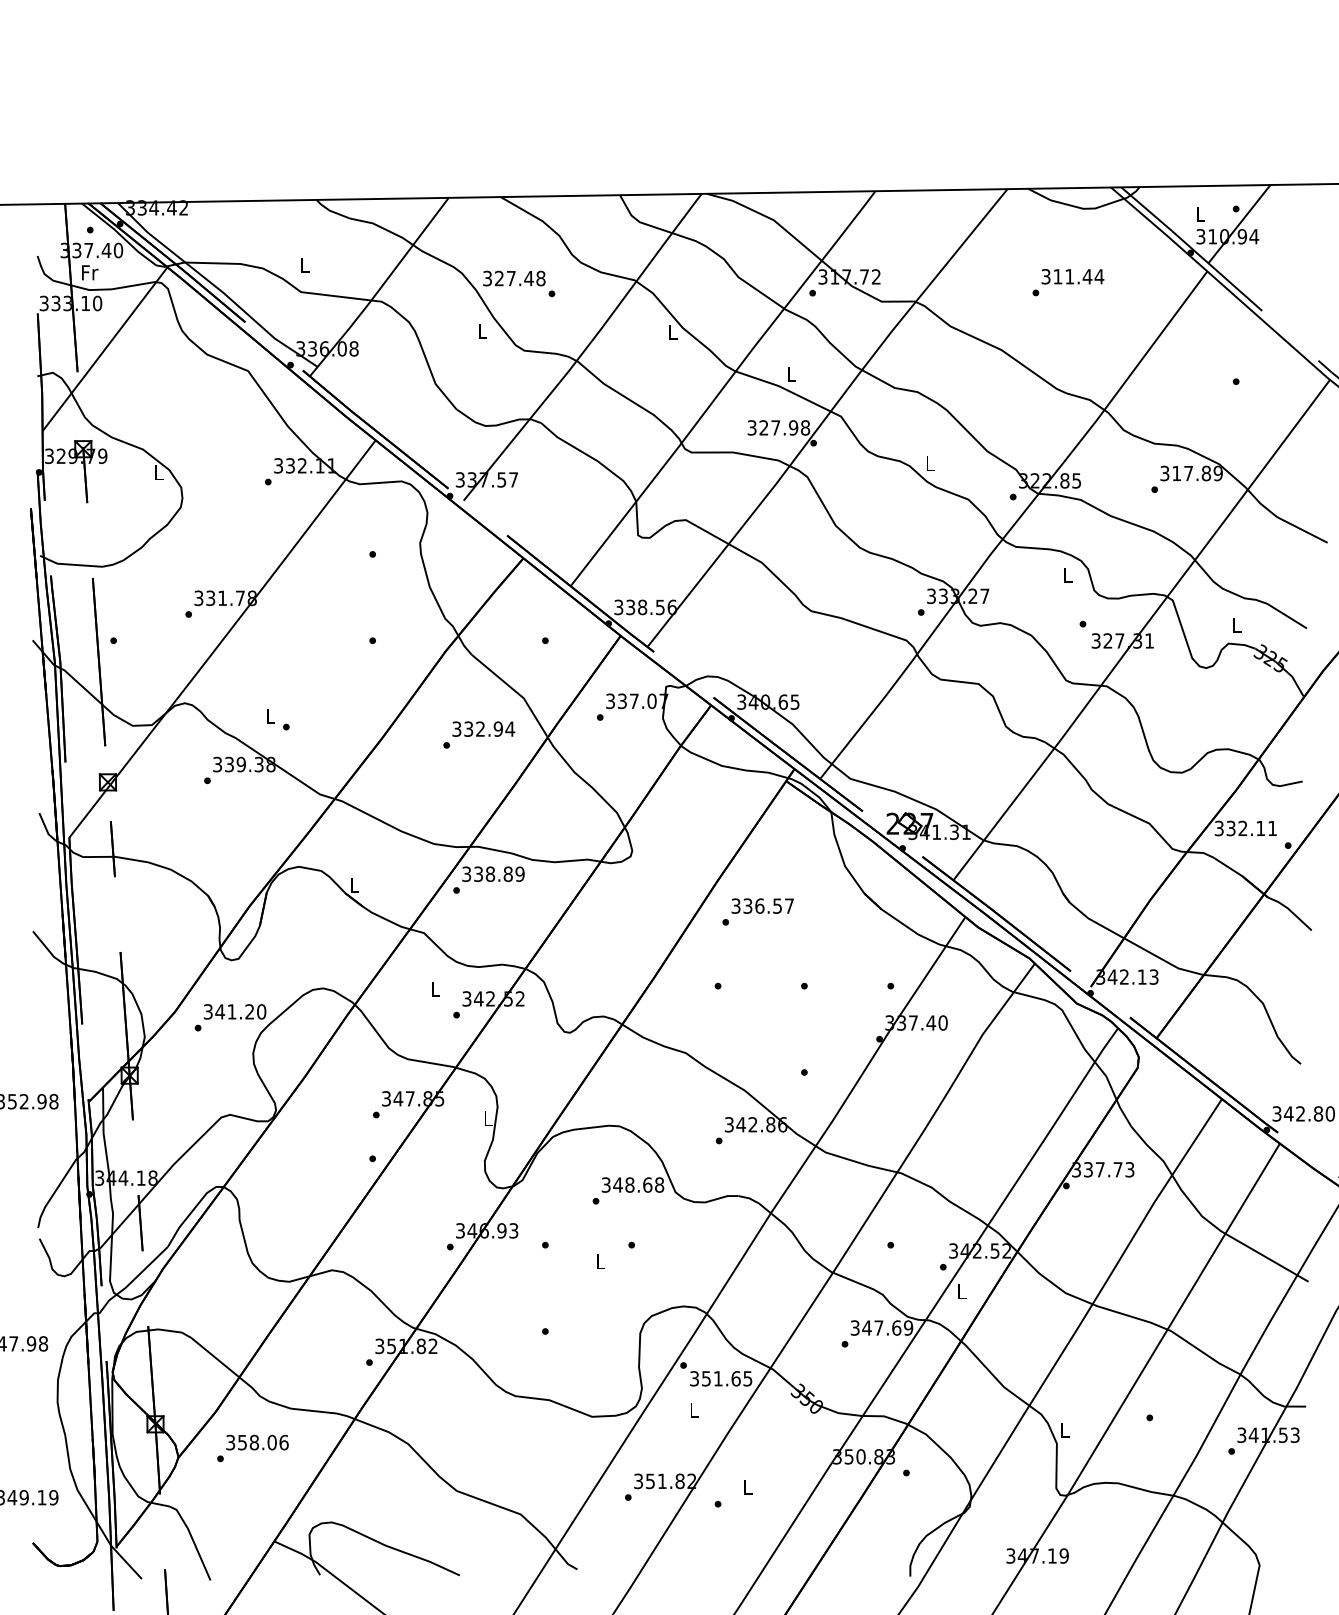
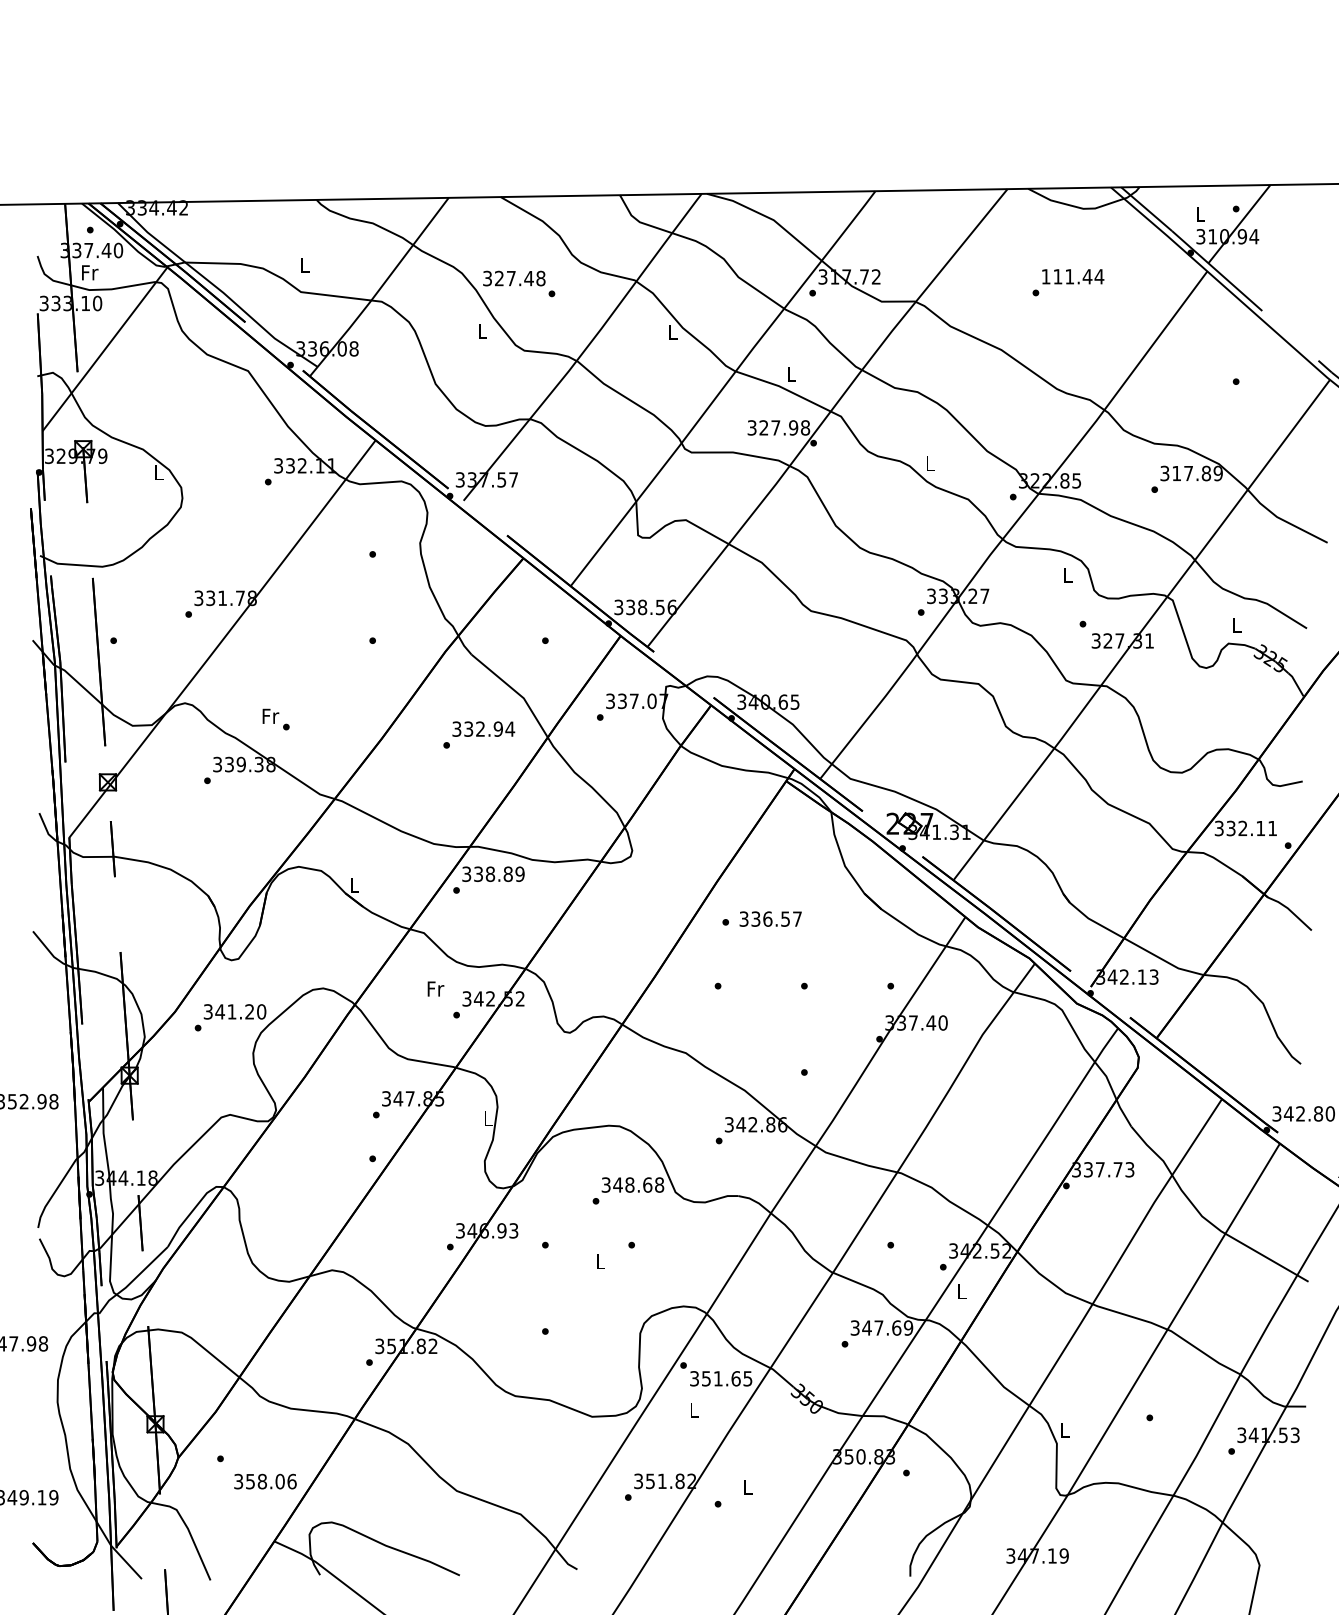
text: 311.44 -> 111.44 (1045, 276)
text: L -> Fr (270, 715)
text position: (762, 905) -> (770, 918) (770, 918)
text: L -> Fr (435, 988)
text position: (257, 1442) -> (265, 1481) (265, 1481)
